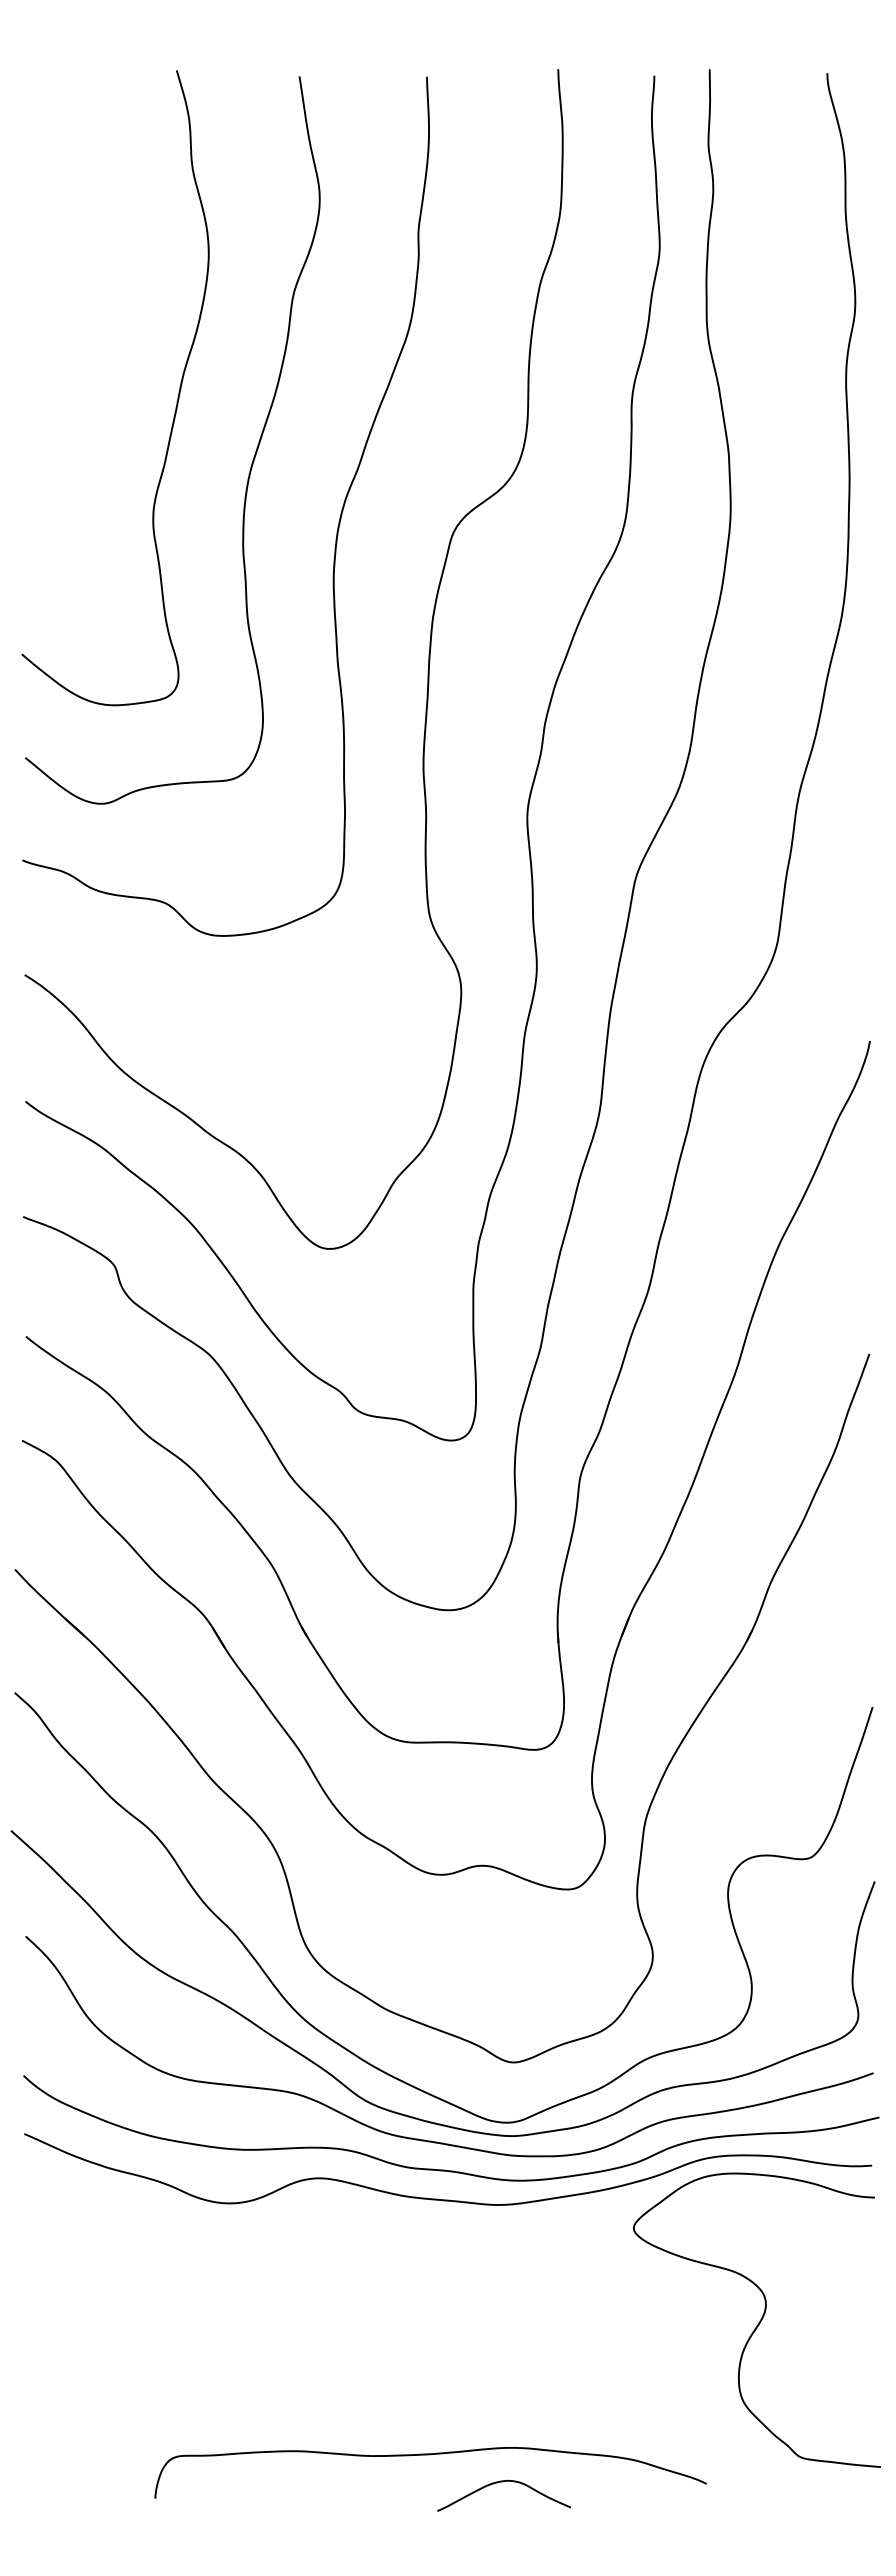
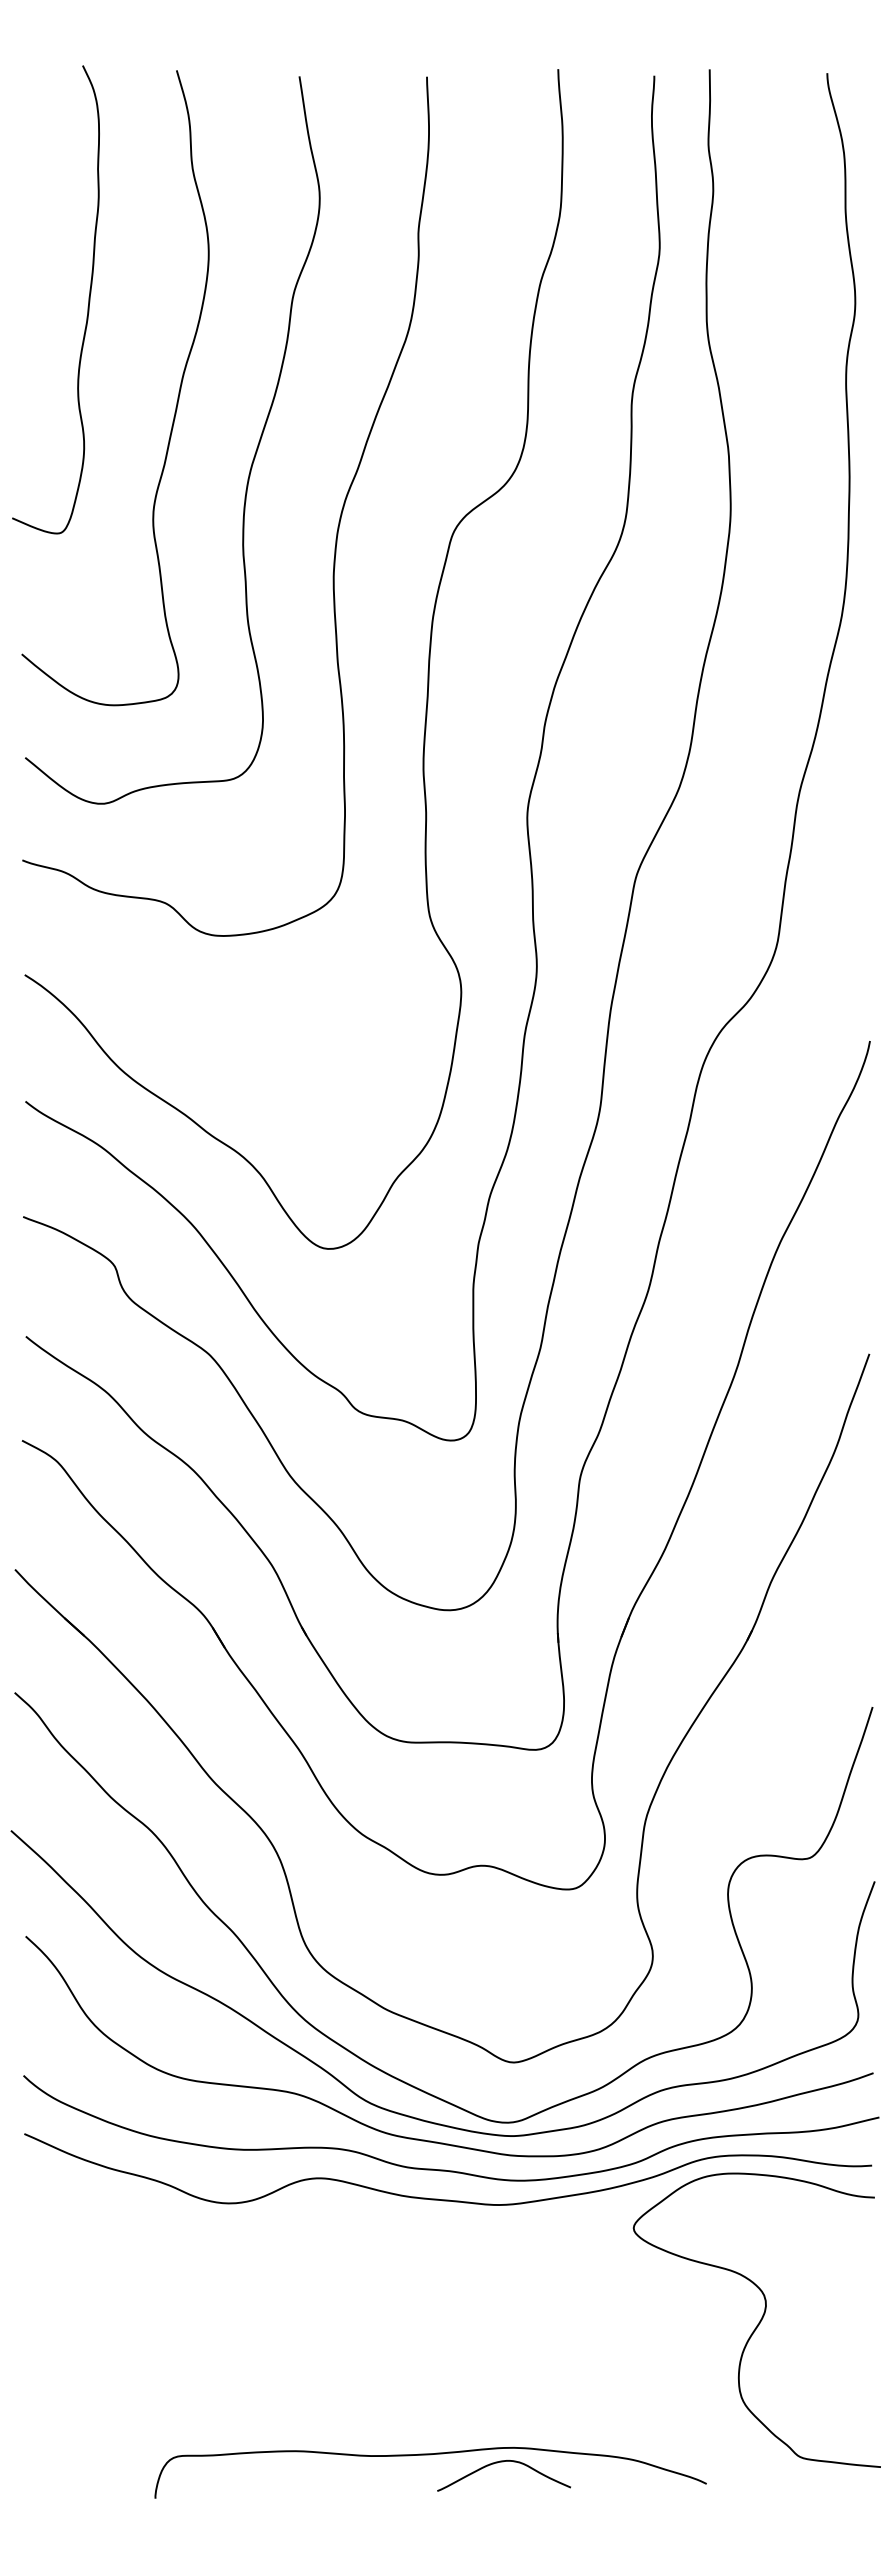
curve: none -> present (87, 306)
curve position: (503, 2482) -> (503, 2462) (503, 2462)
